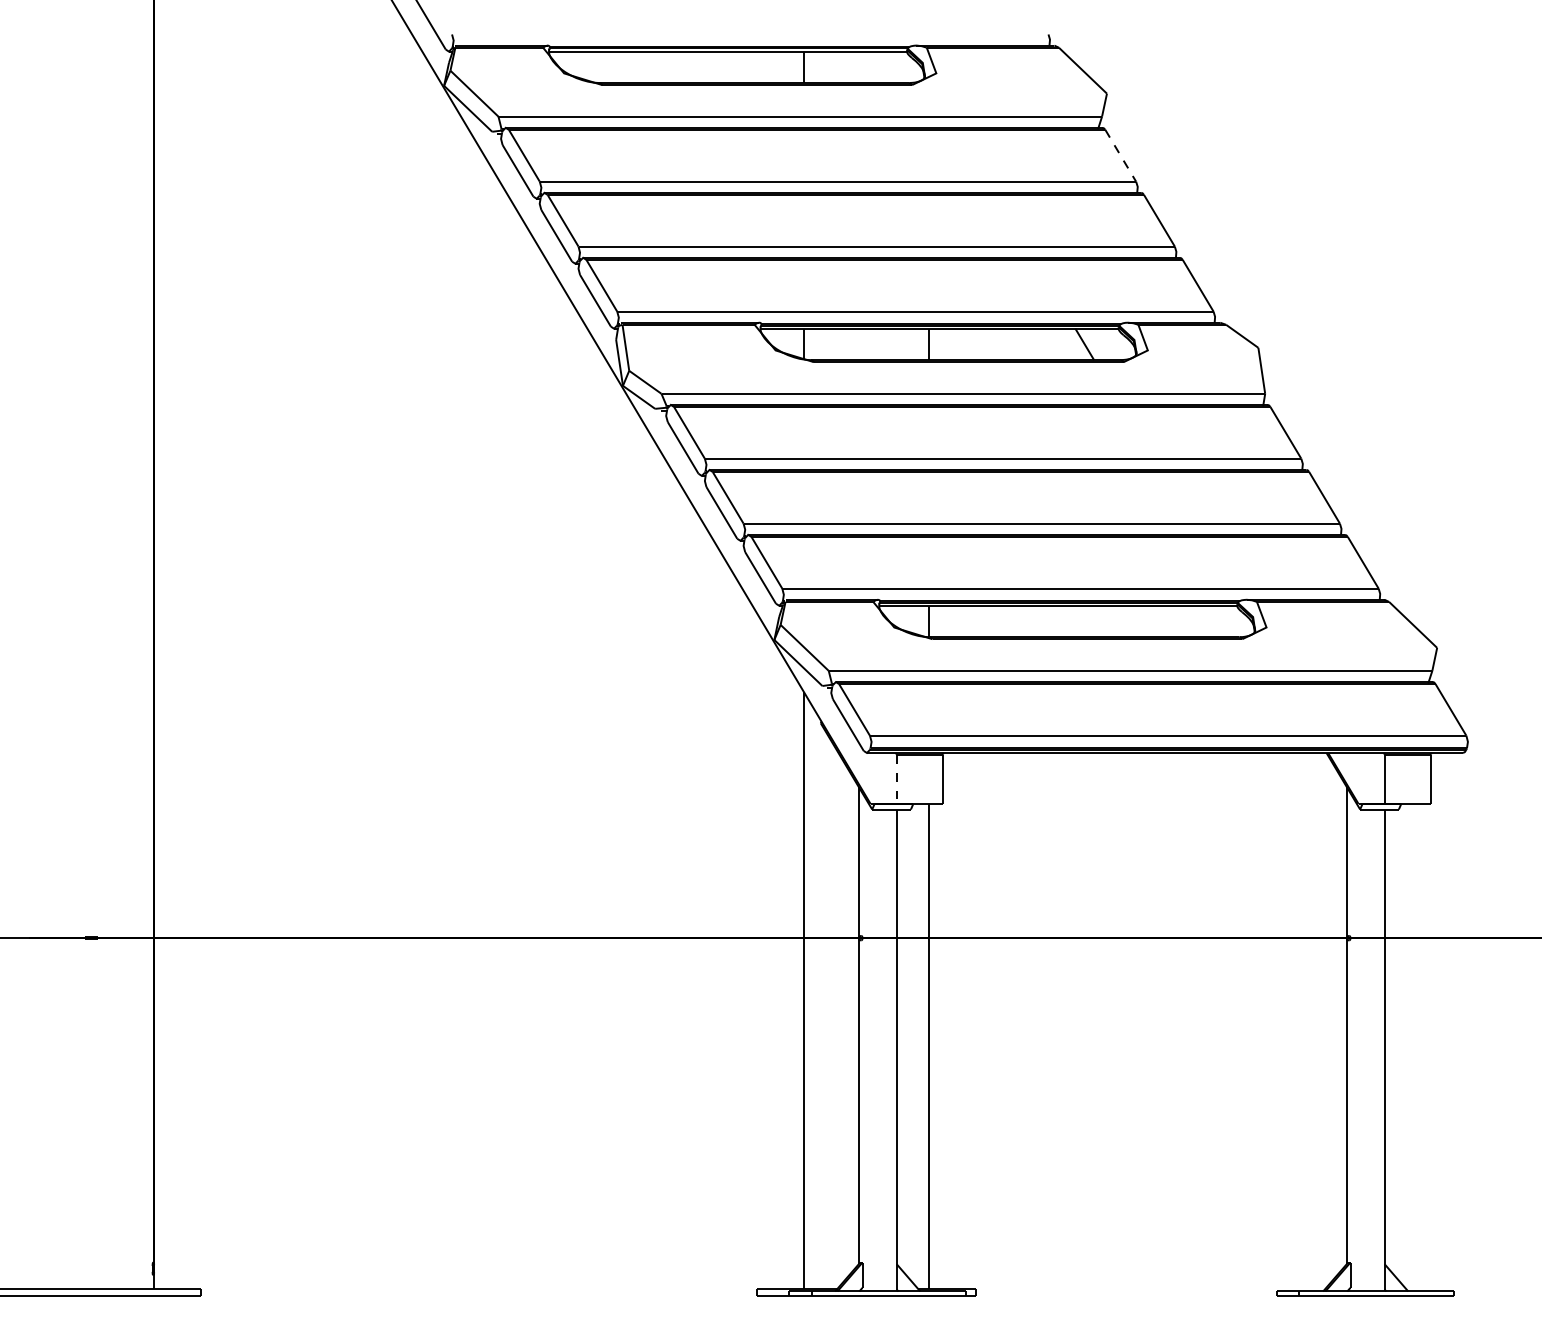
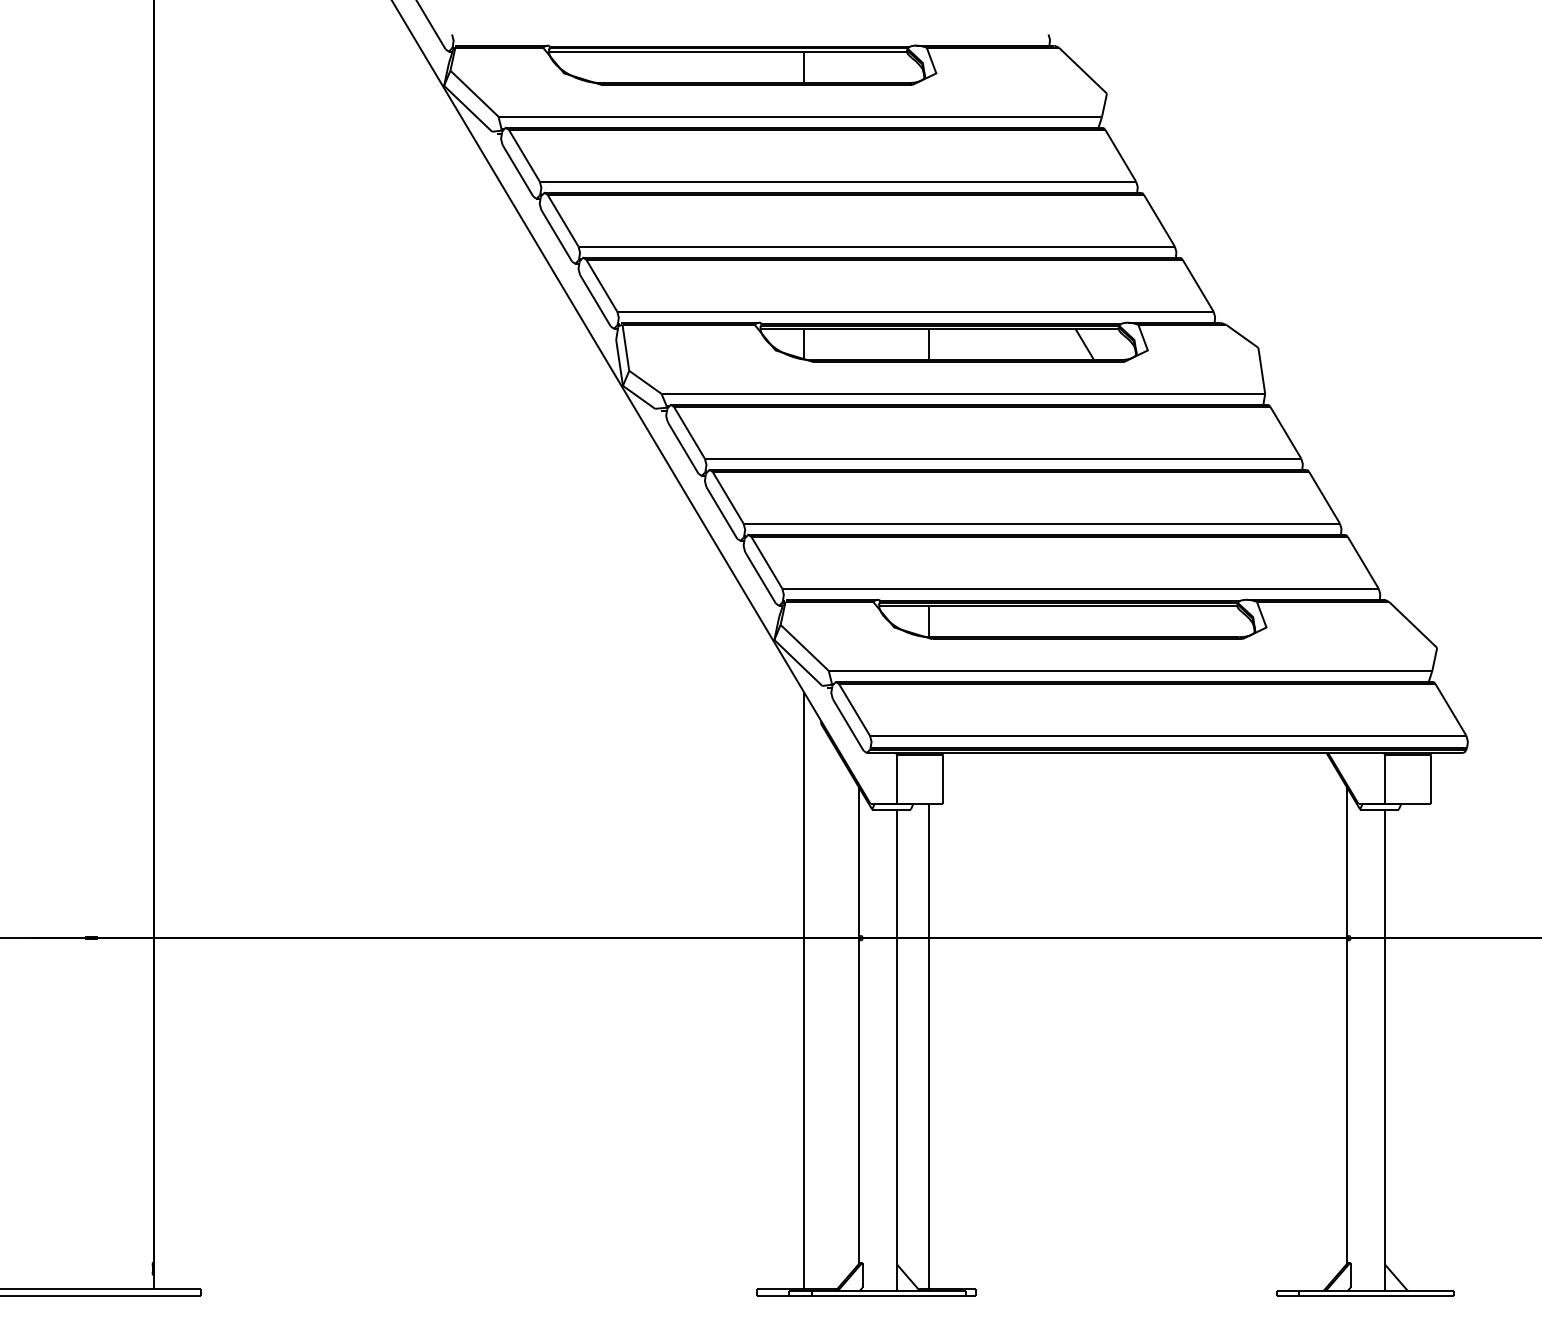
line: dashed -> solid (1121, 156)
line: dashed -> solid (896, 779)
